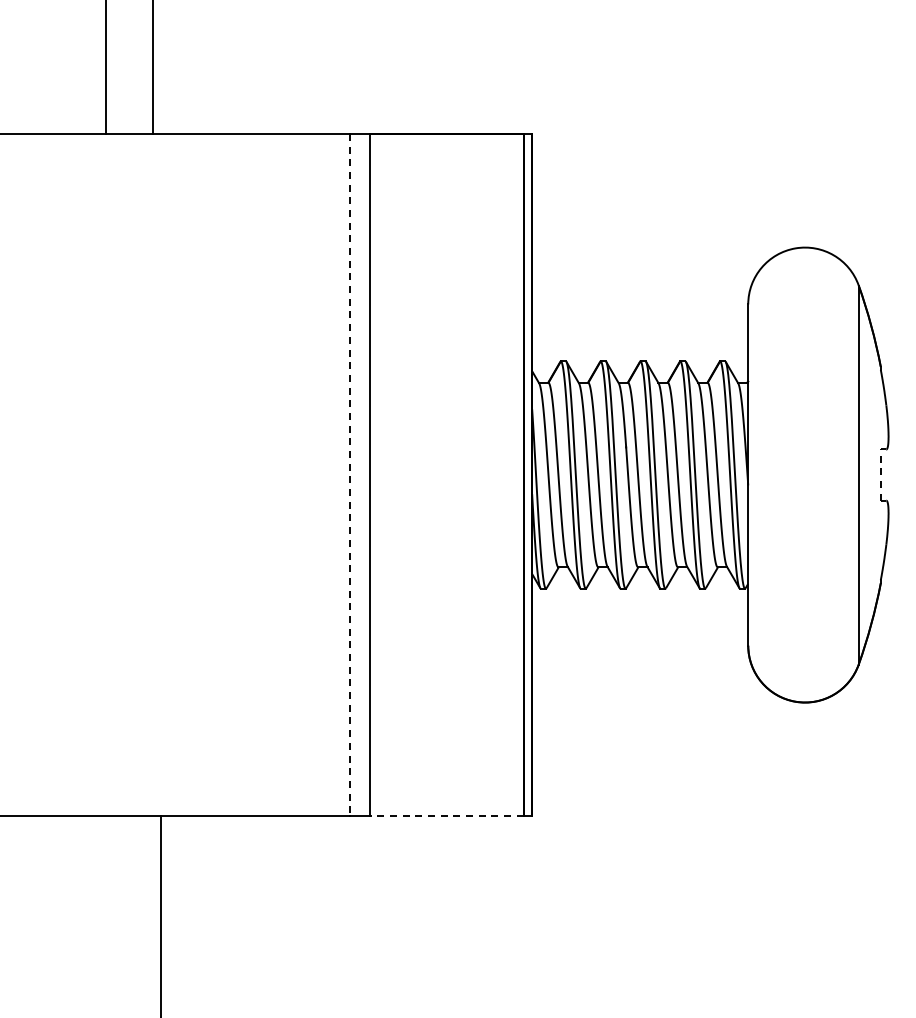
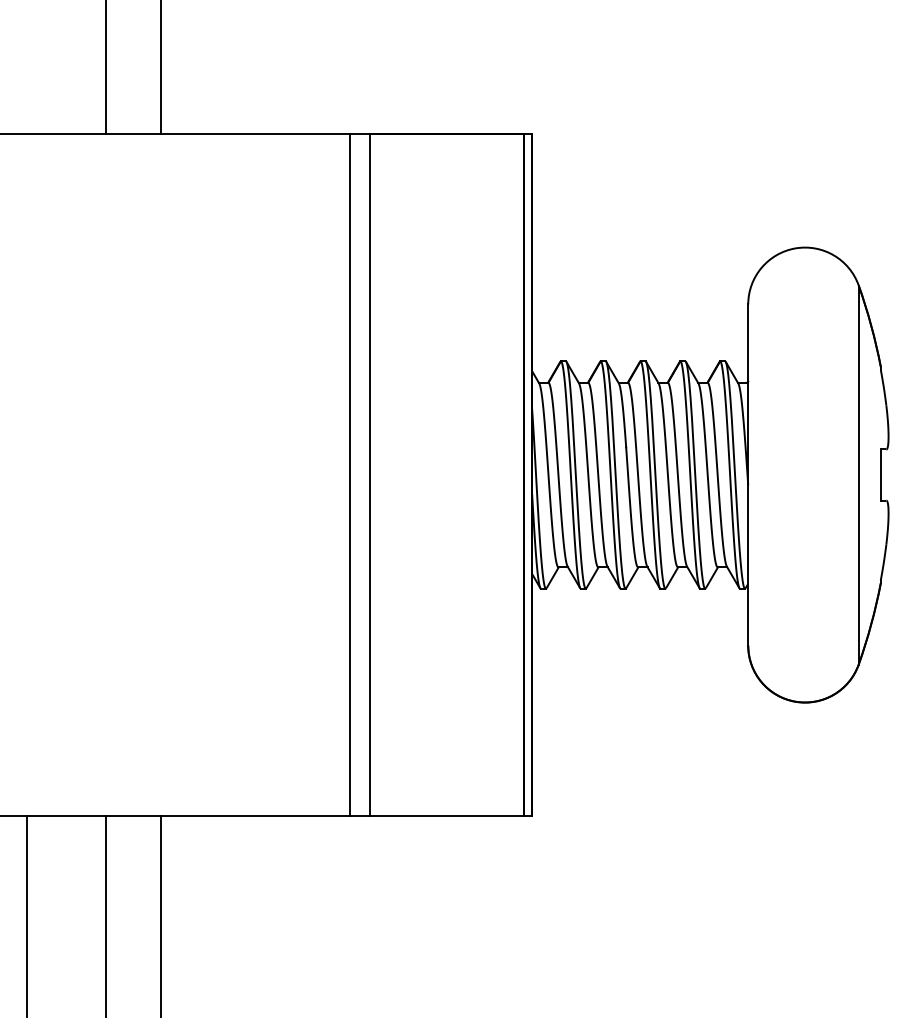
line position: (153, 67) -> (161, 67) (161, 67)
line: dashed -> solid (349, 475)
line: dashed -> solid (880, 475)
line: dashed -> solid (446, 816)
line: none -> present (27, 915)
line: none -> present (105, 915)
